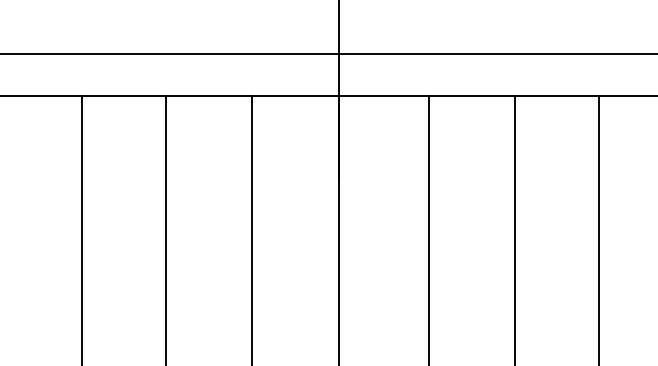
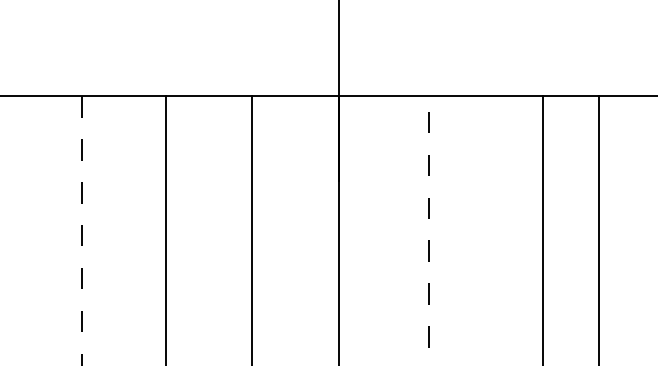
line: present -> none (328, 54)
line position: (514, 229) -> (542, 229) (542, 229)
line: solid -> dashed (428, 230)
line: solid -> dashed (81, 231)
